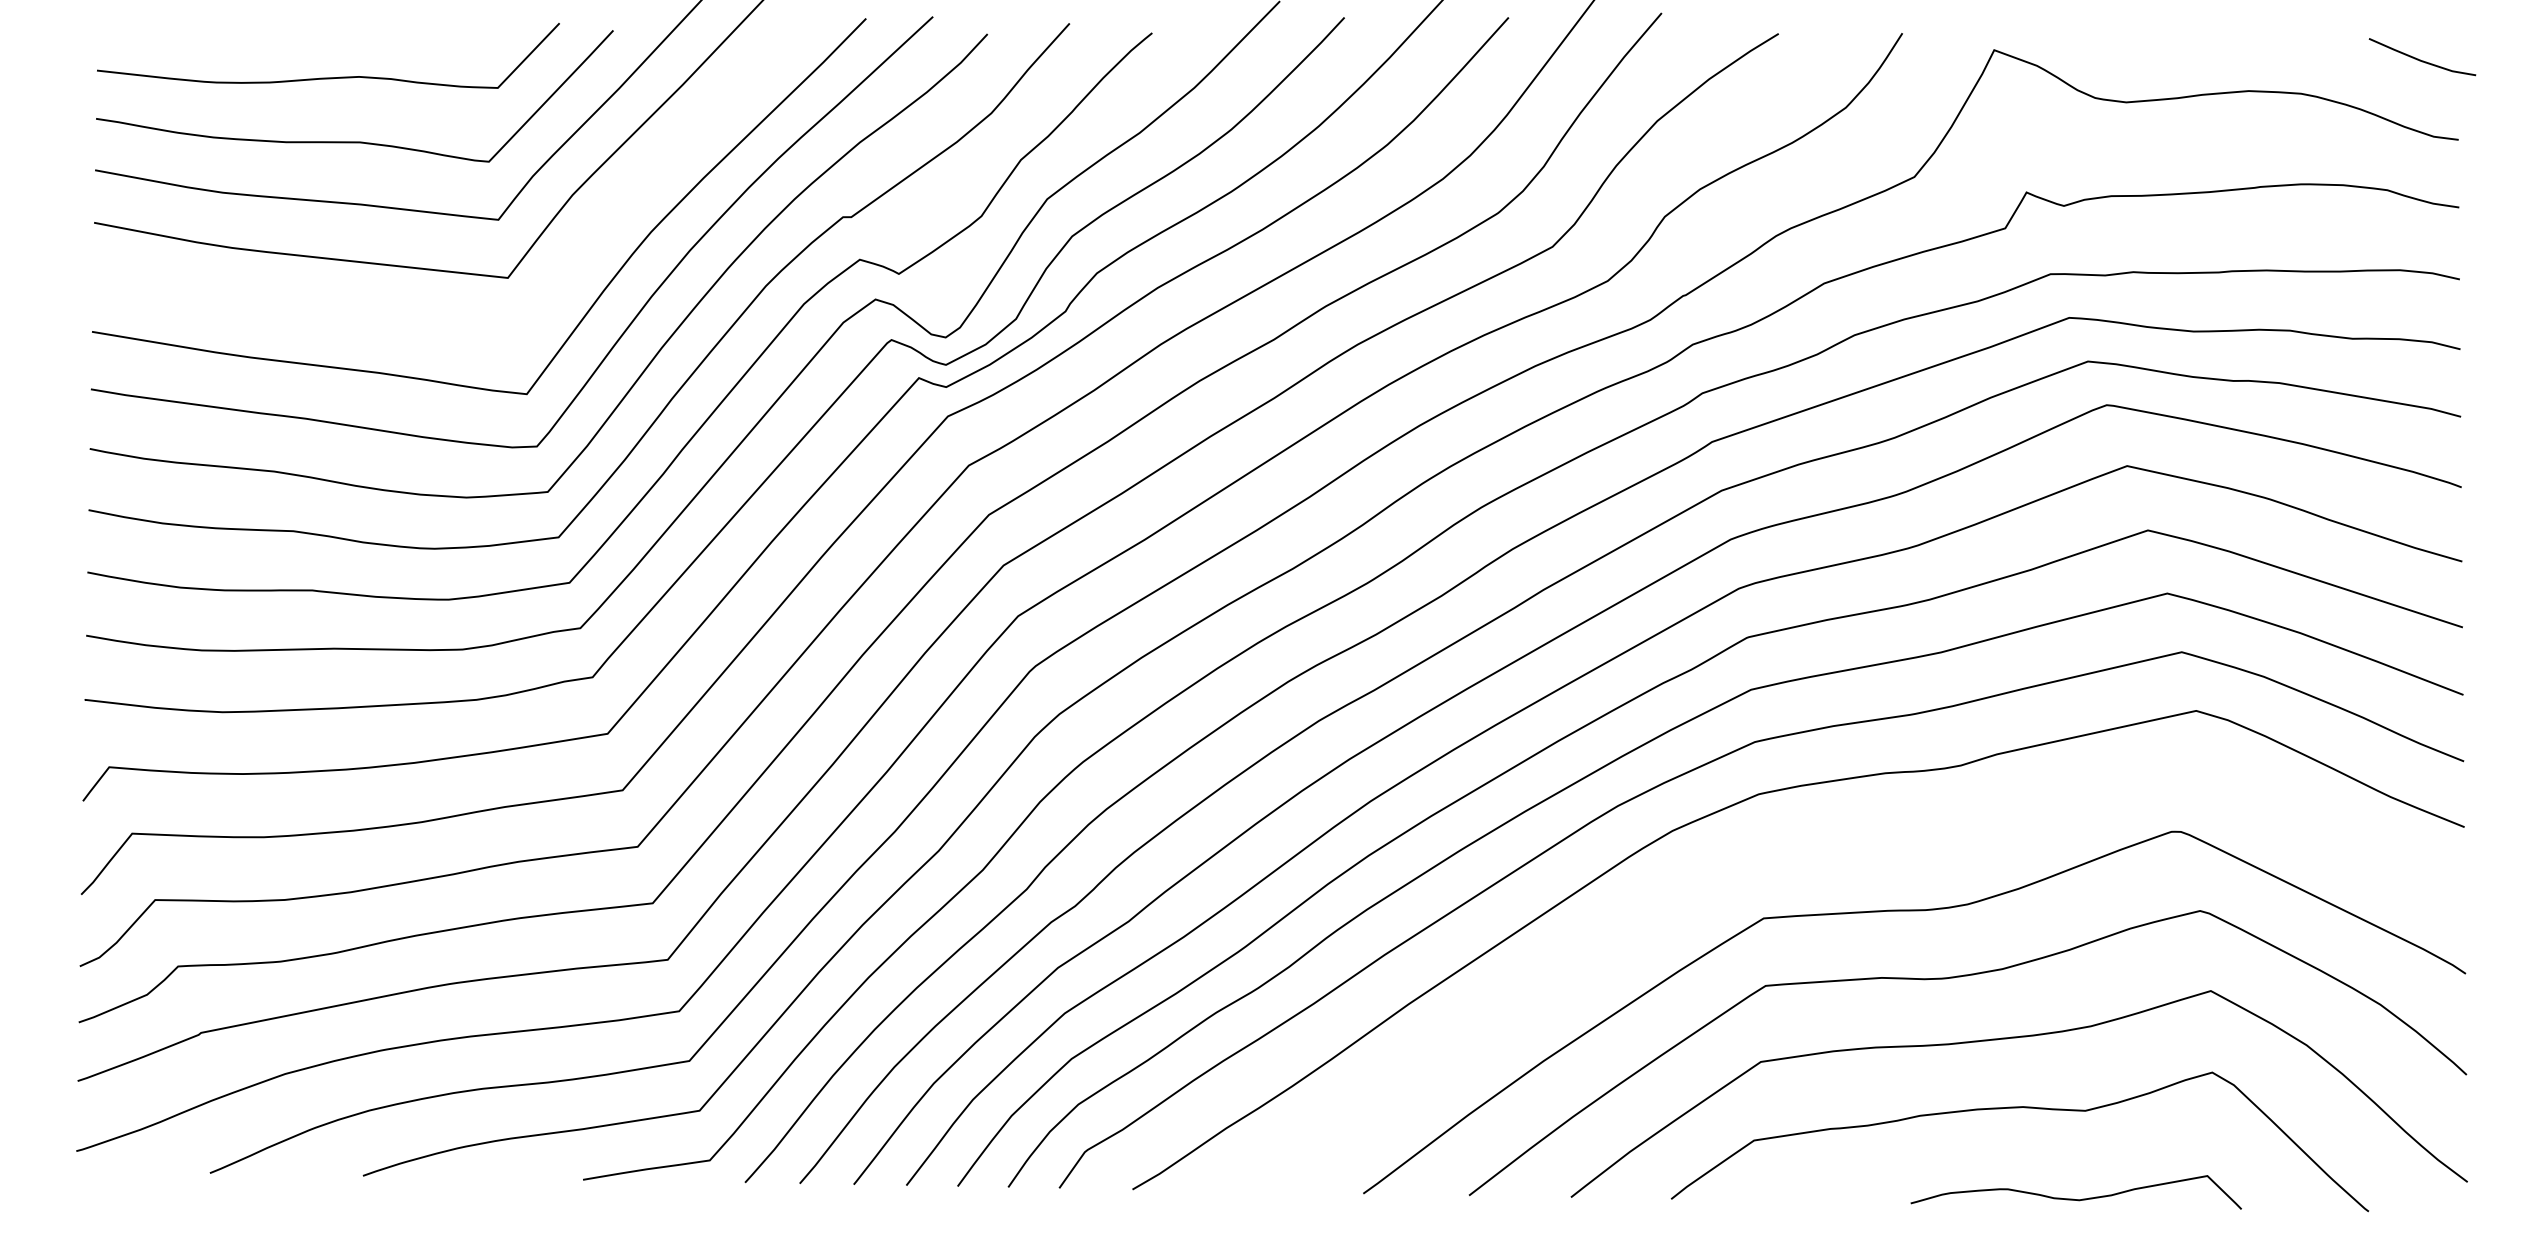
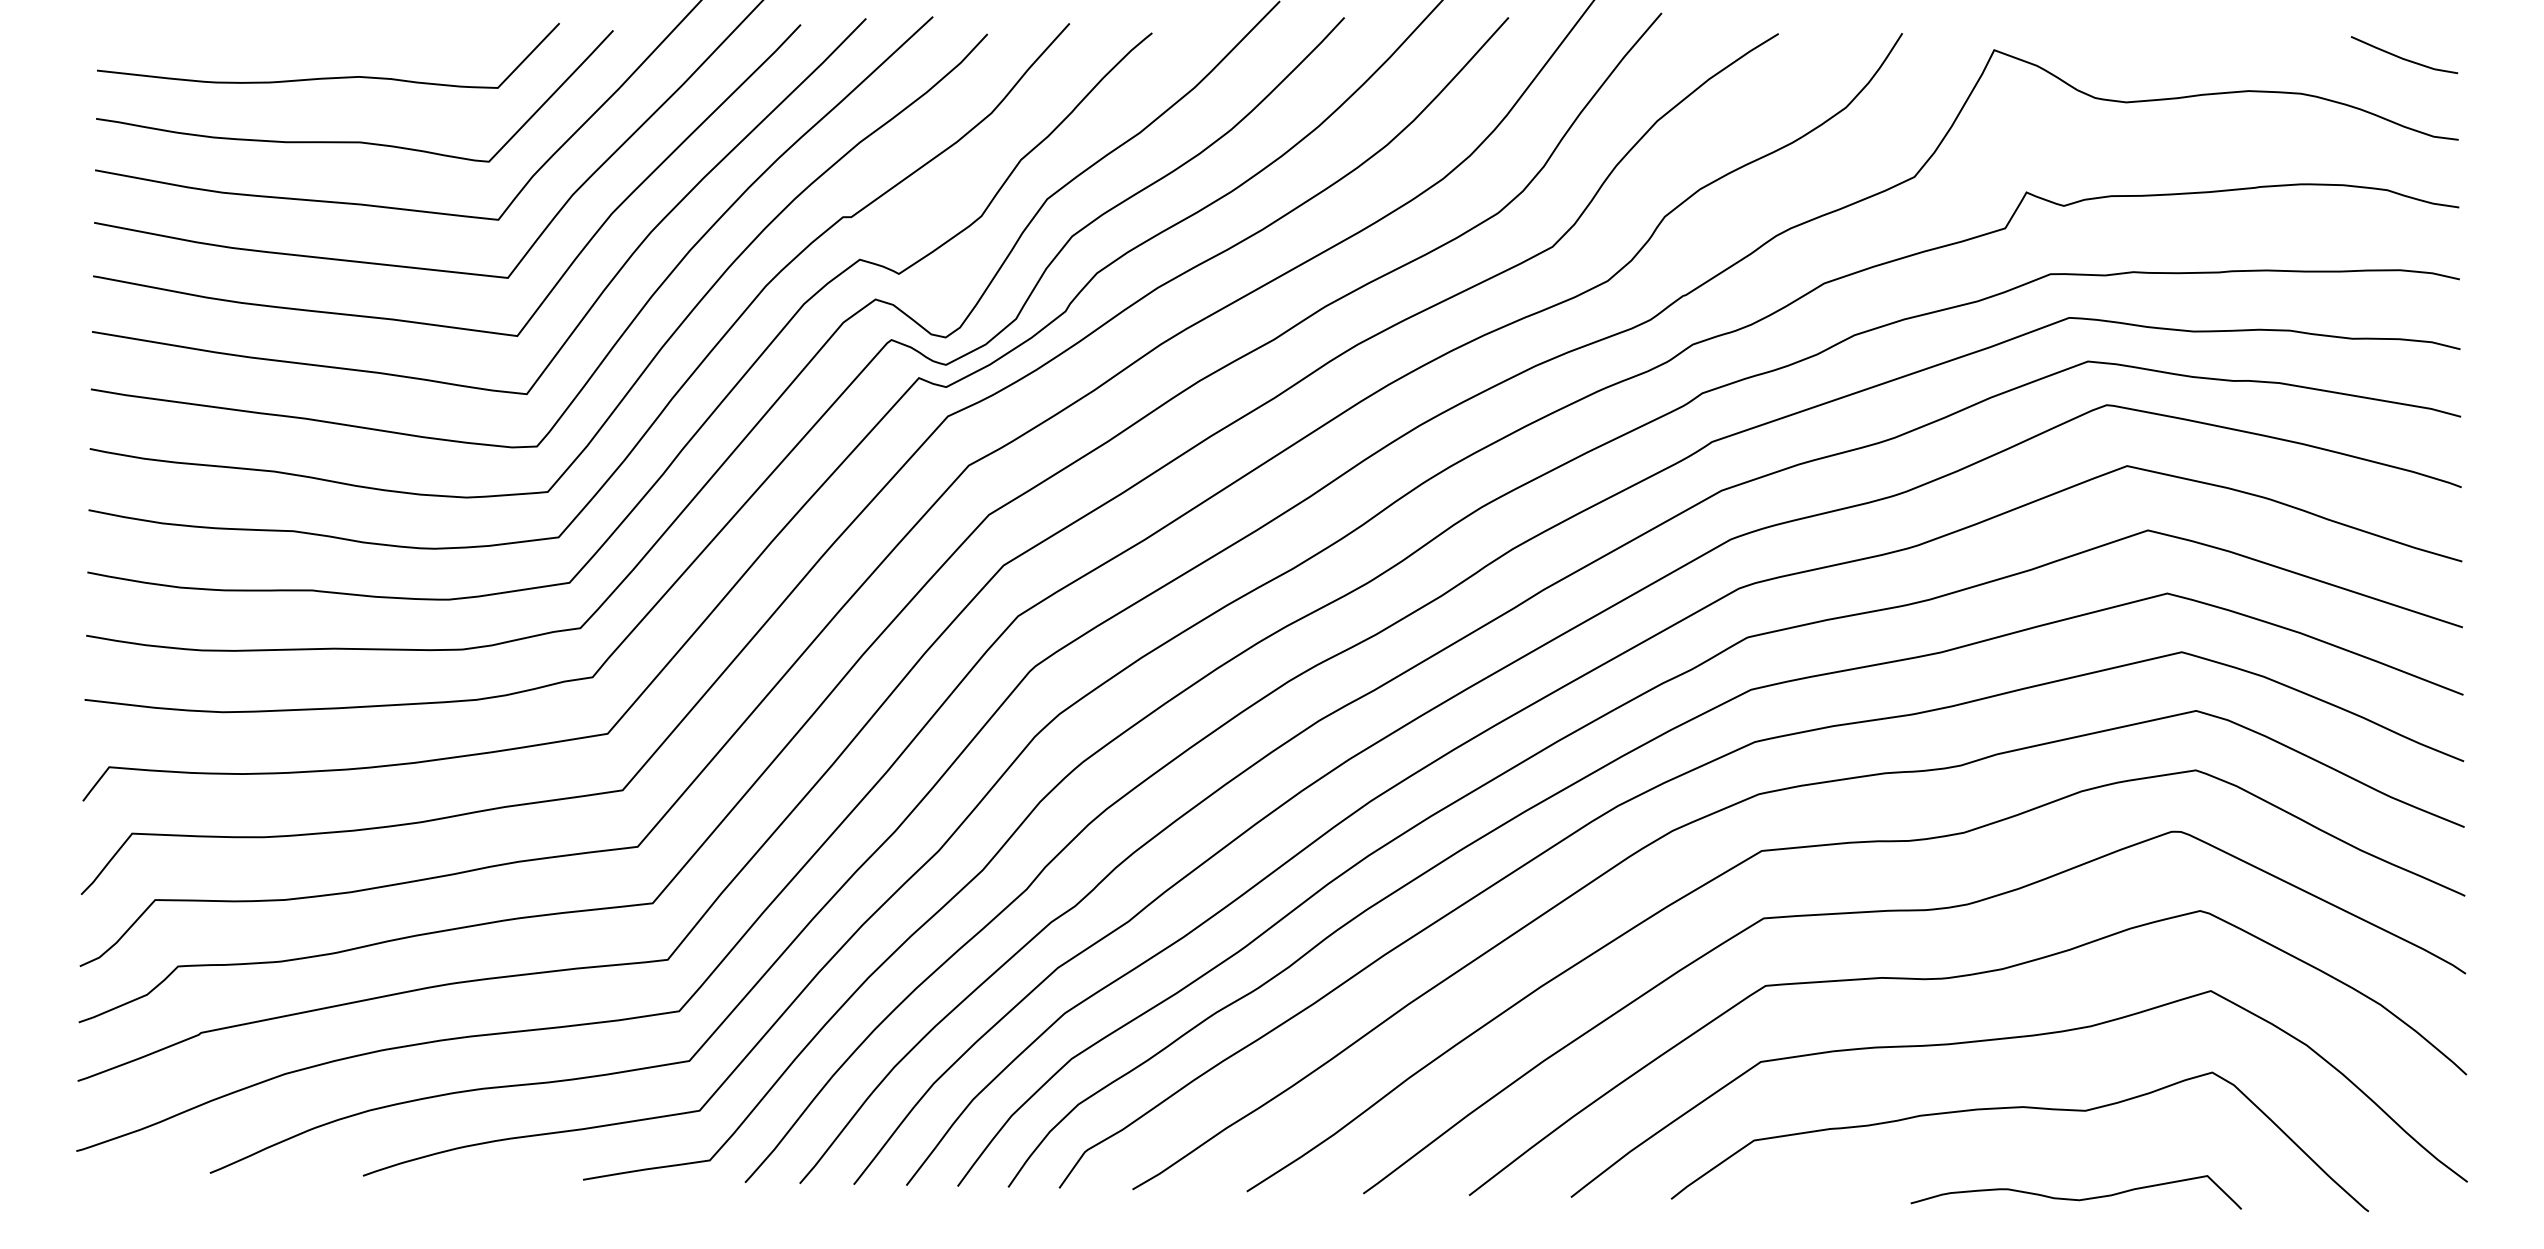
curve position: (2420, 59) -> (2402, 57) (2402, 57)
curve: none -> present (432, 323)
curve: none -> present (1844, 844)
